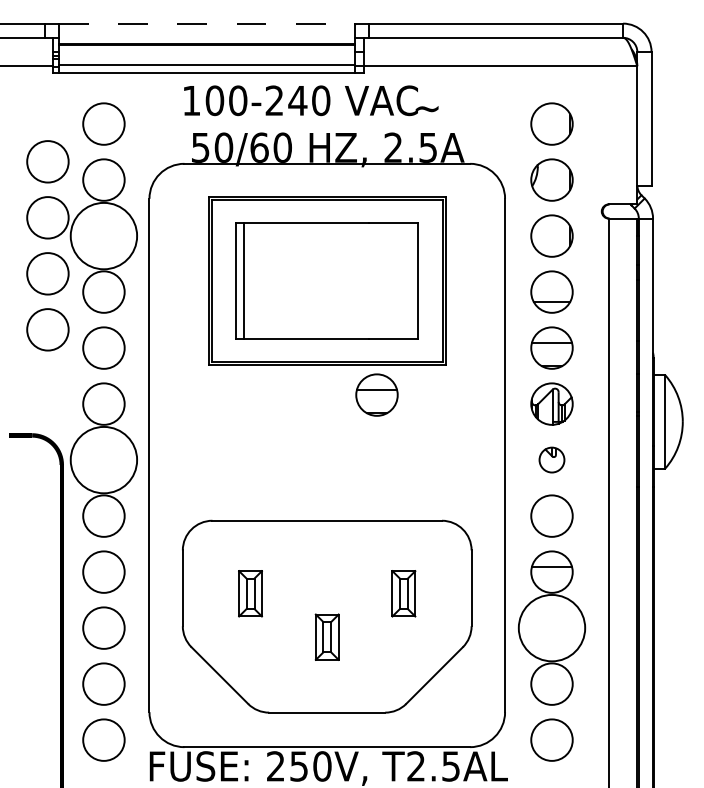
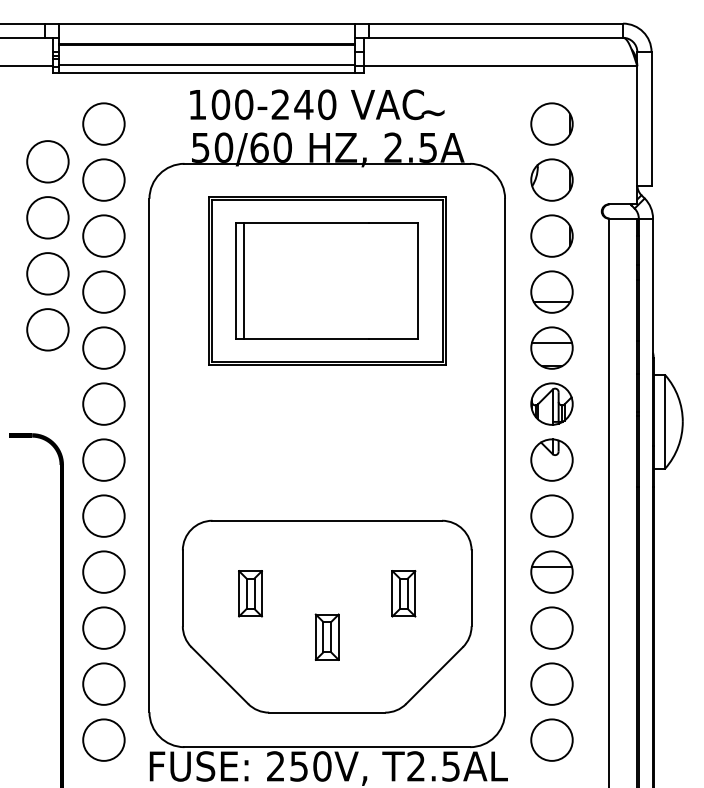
line: dashed -> solid (207, 23)
text position: (311, 100) -> (317, 104) (317, 104)
circle diameter: 66 px -> 41 px (103, 235)
part: present -> none (376, 394)
circle diameter: 66 px -> 41 px (103, 459)
part size: 28x28 px -> 44x44 px (551, 459)
circle diameter: 66 px -> 41 px (551, 627)
